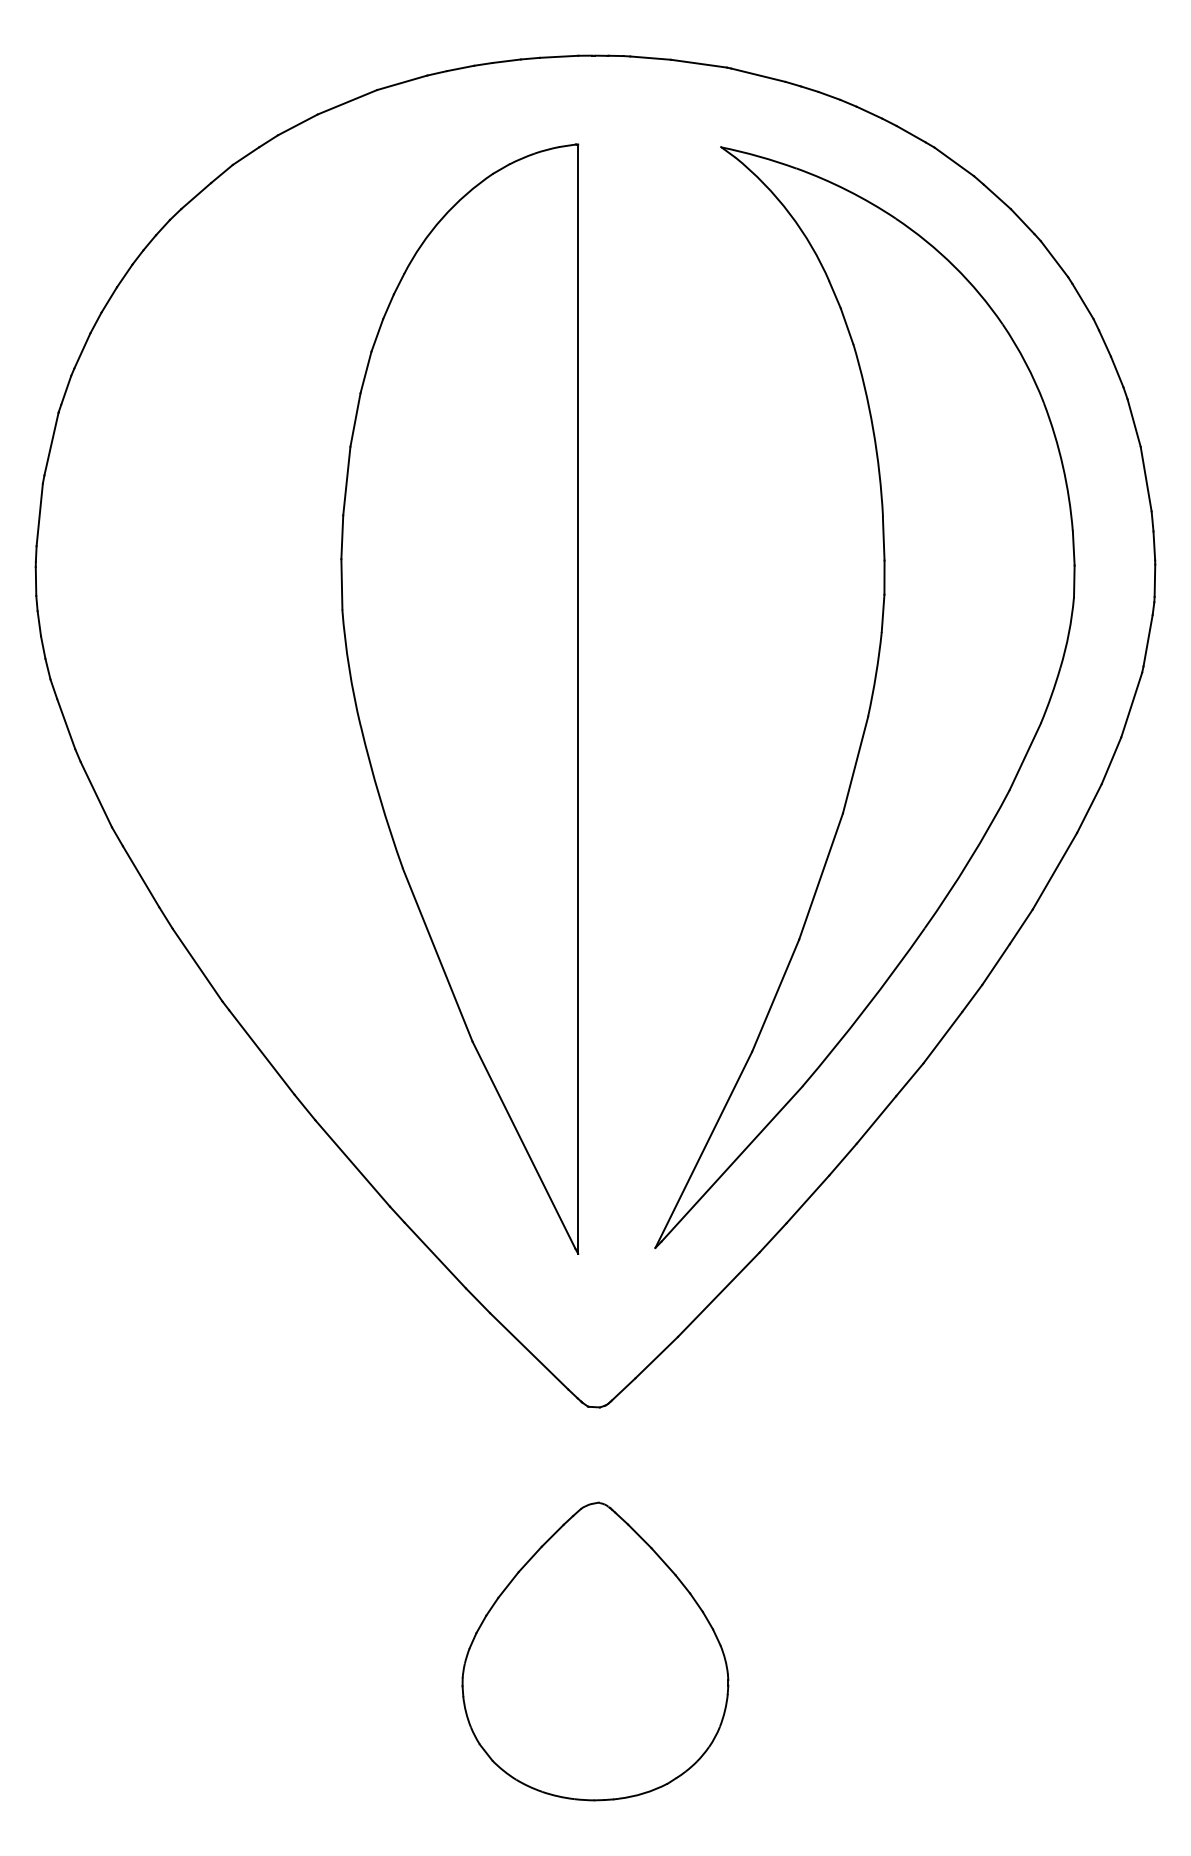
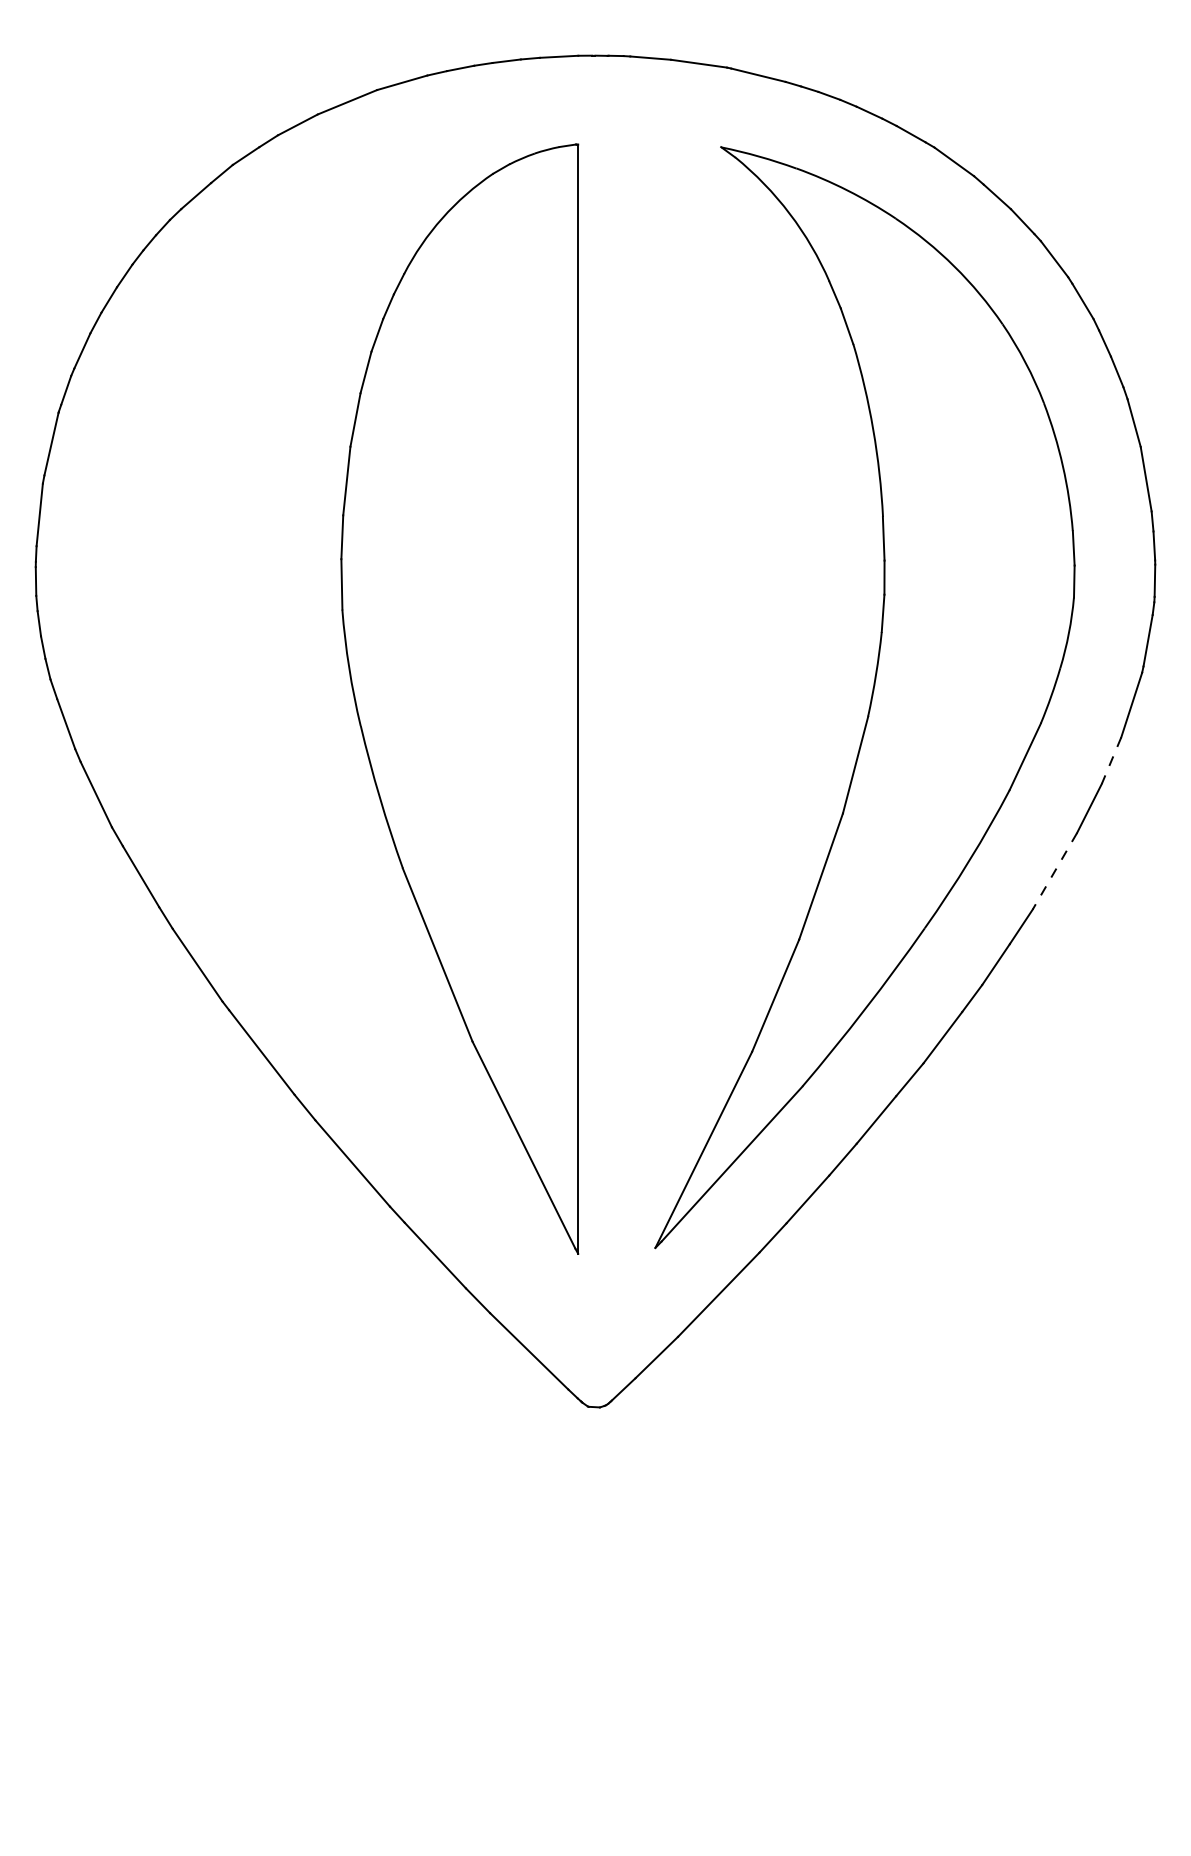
line: solid -> dashed (1111, 761)
line: solid -> dashed (1054, 871)
part: present -> none (595, 1651)
